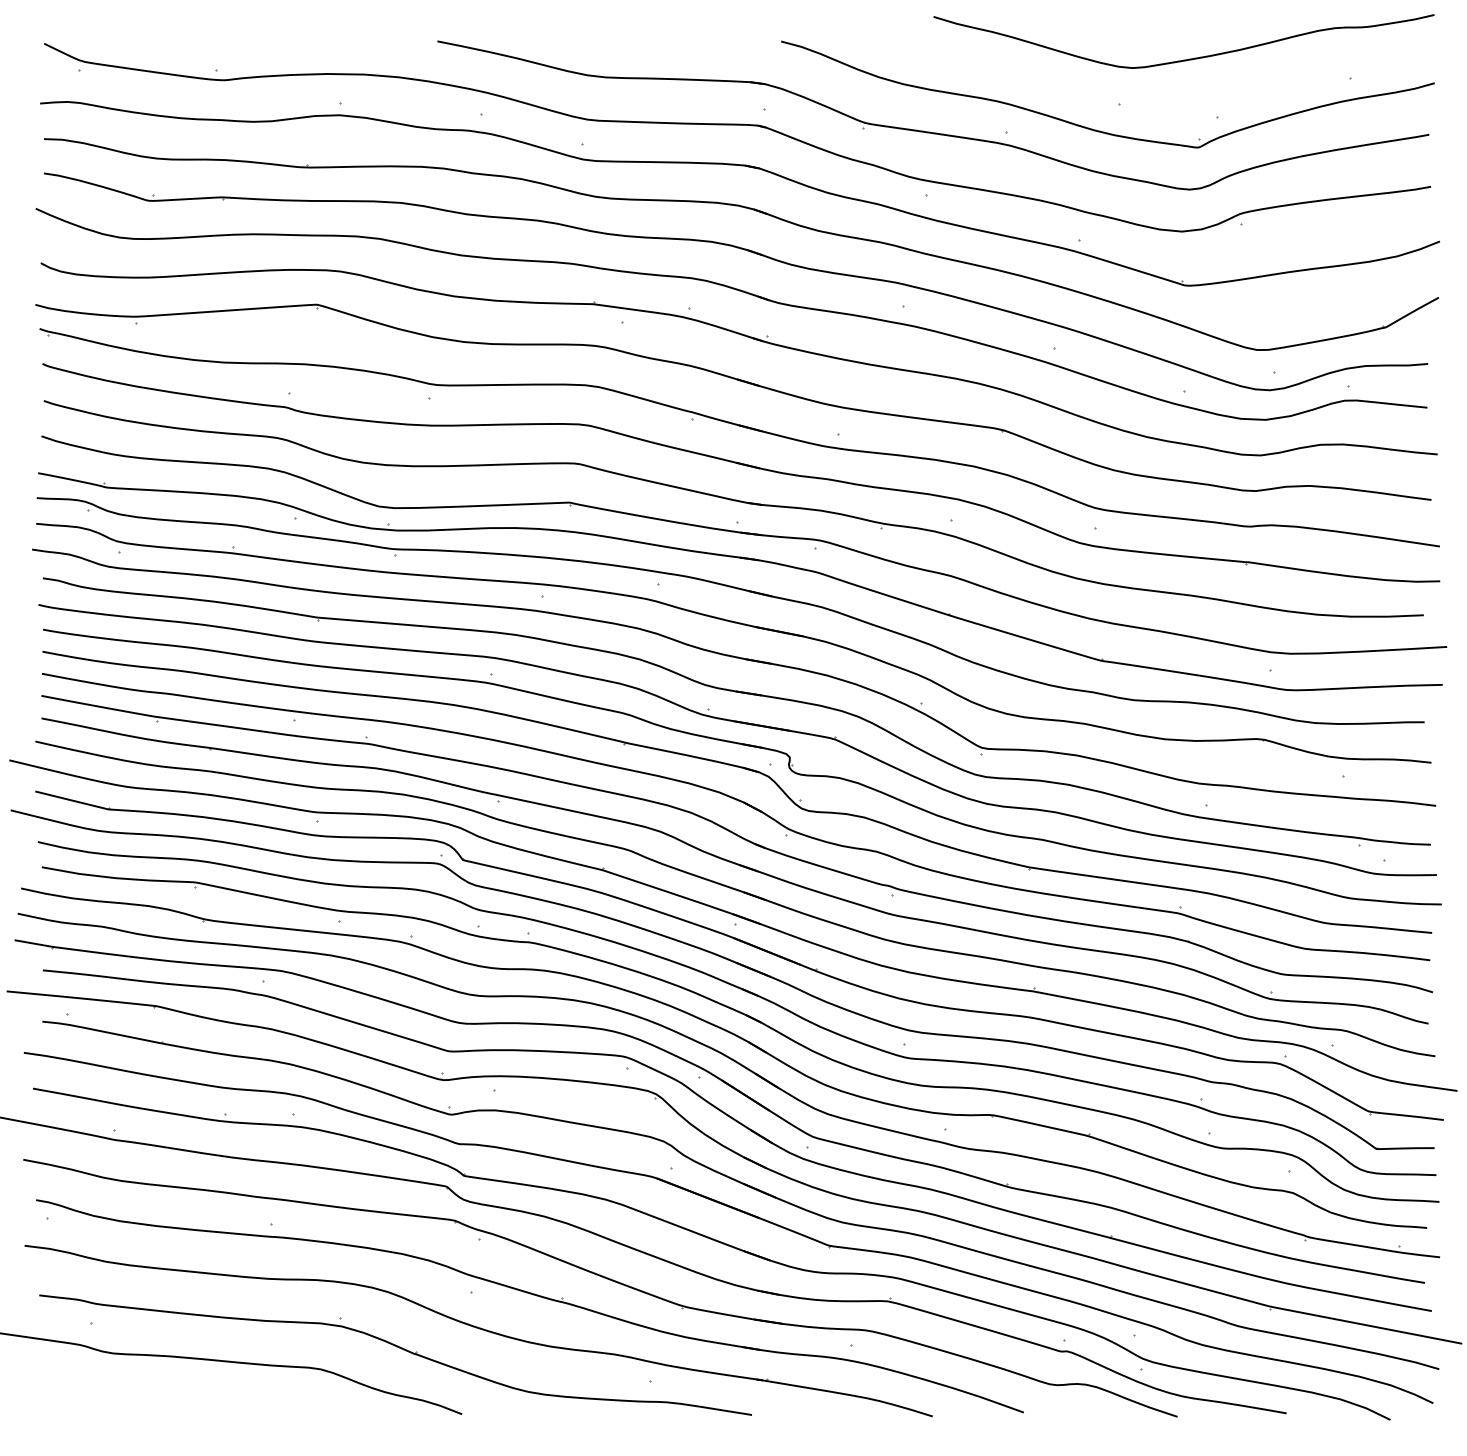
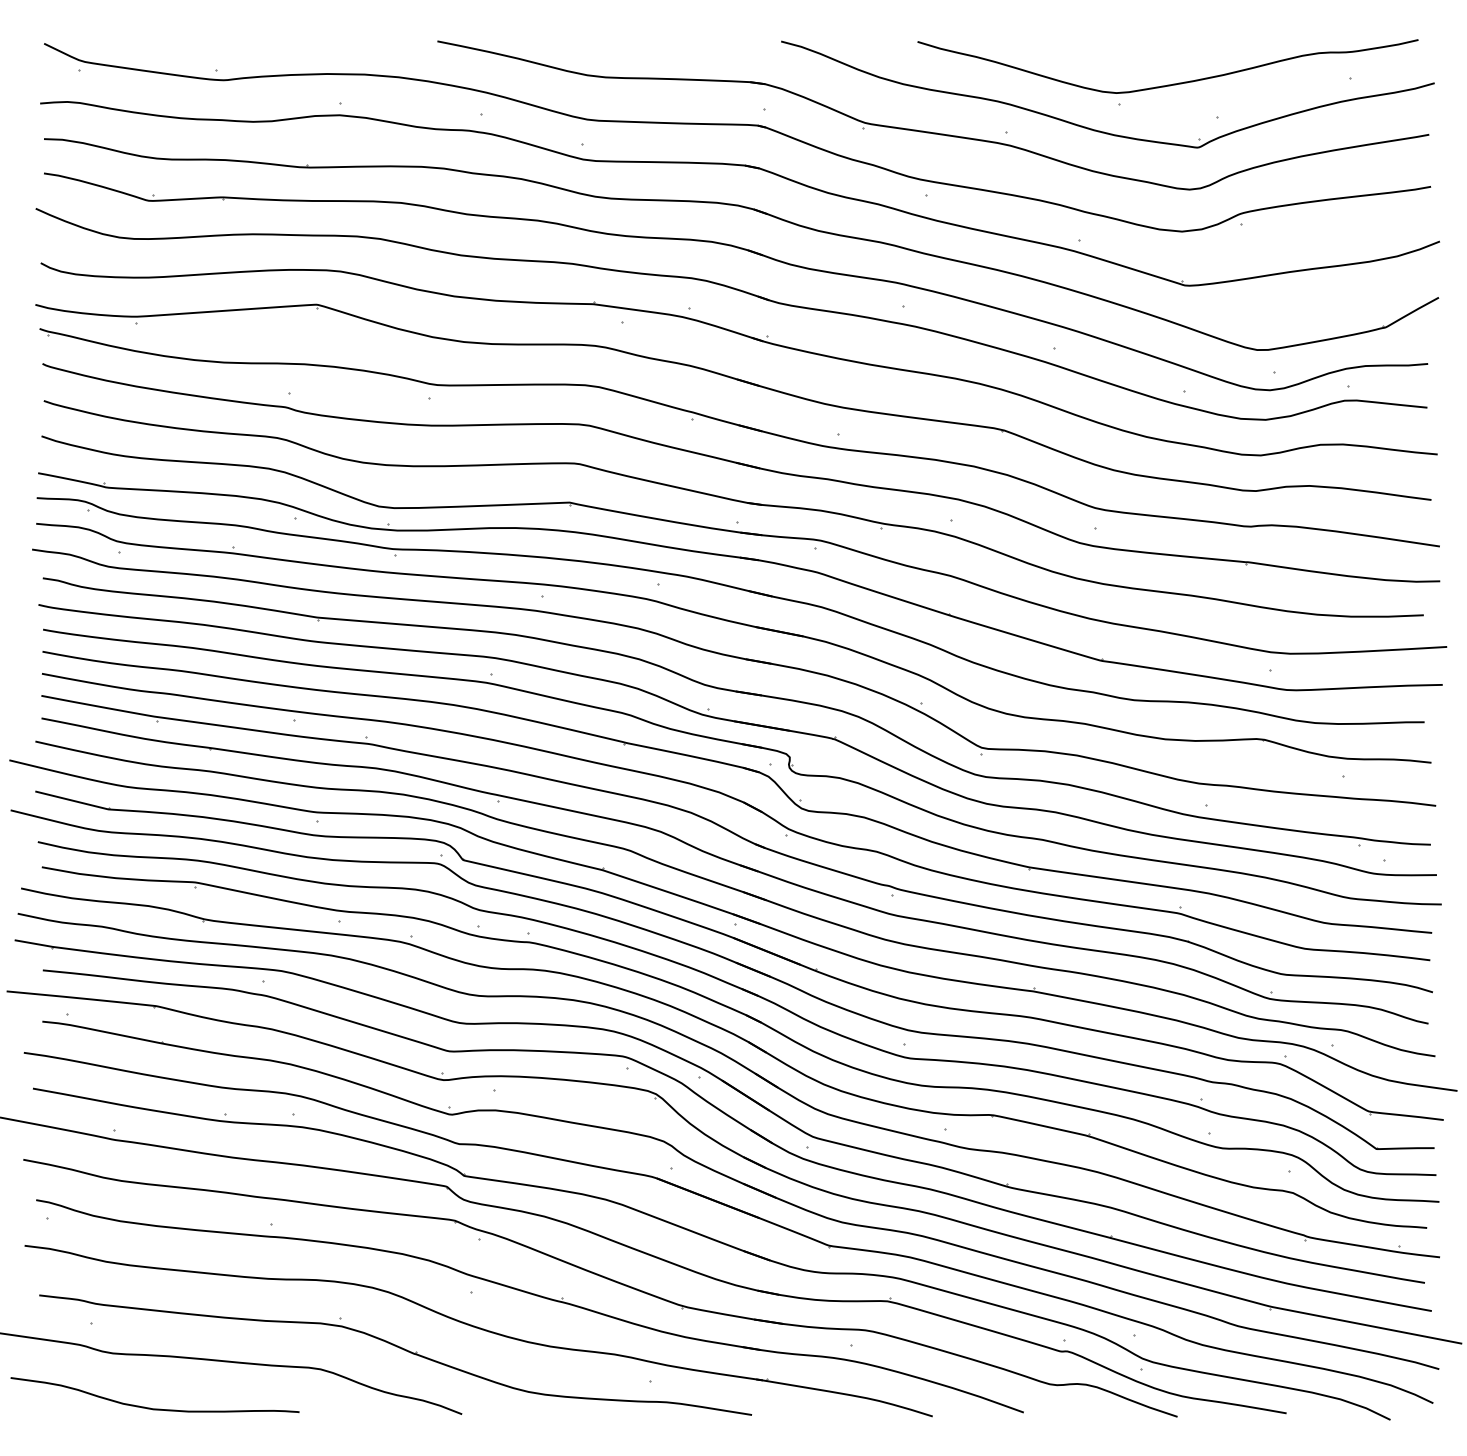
curve position: (1183, 59) -> (1167, 84) (1167, 84)
curve: none -> present (150, 1407)
